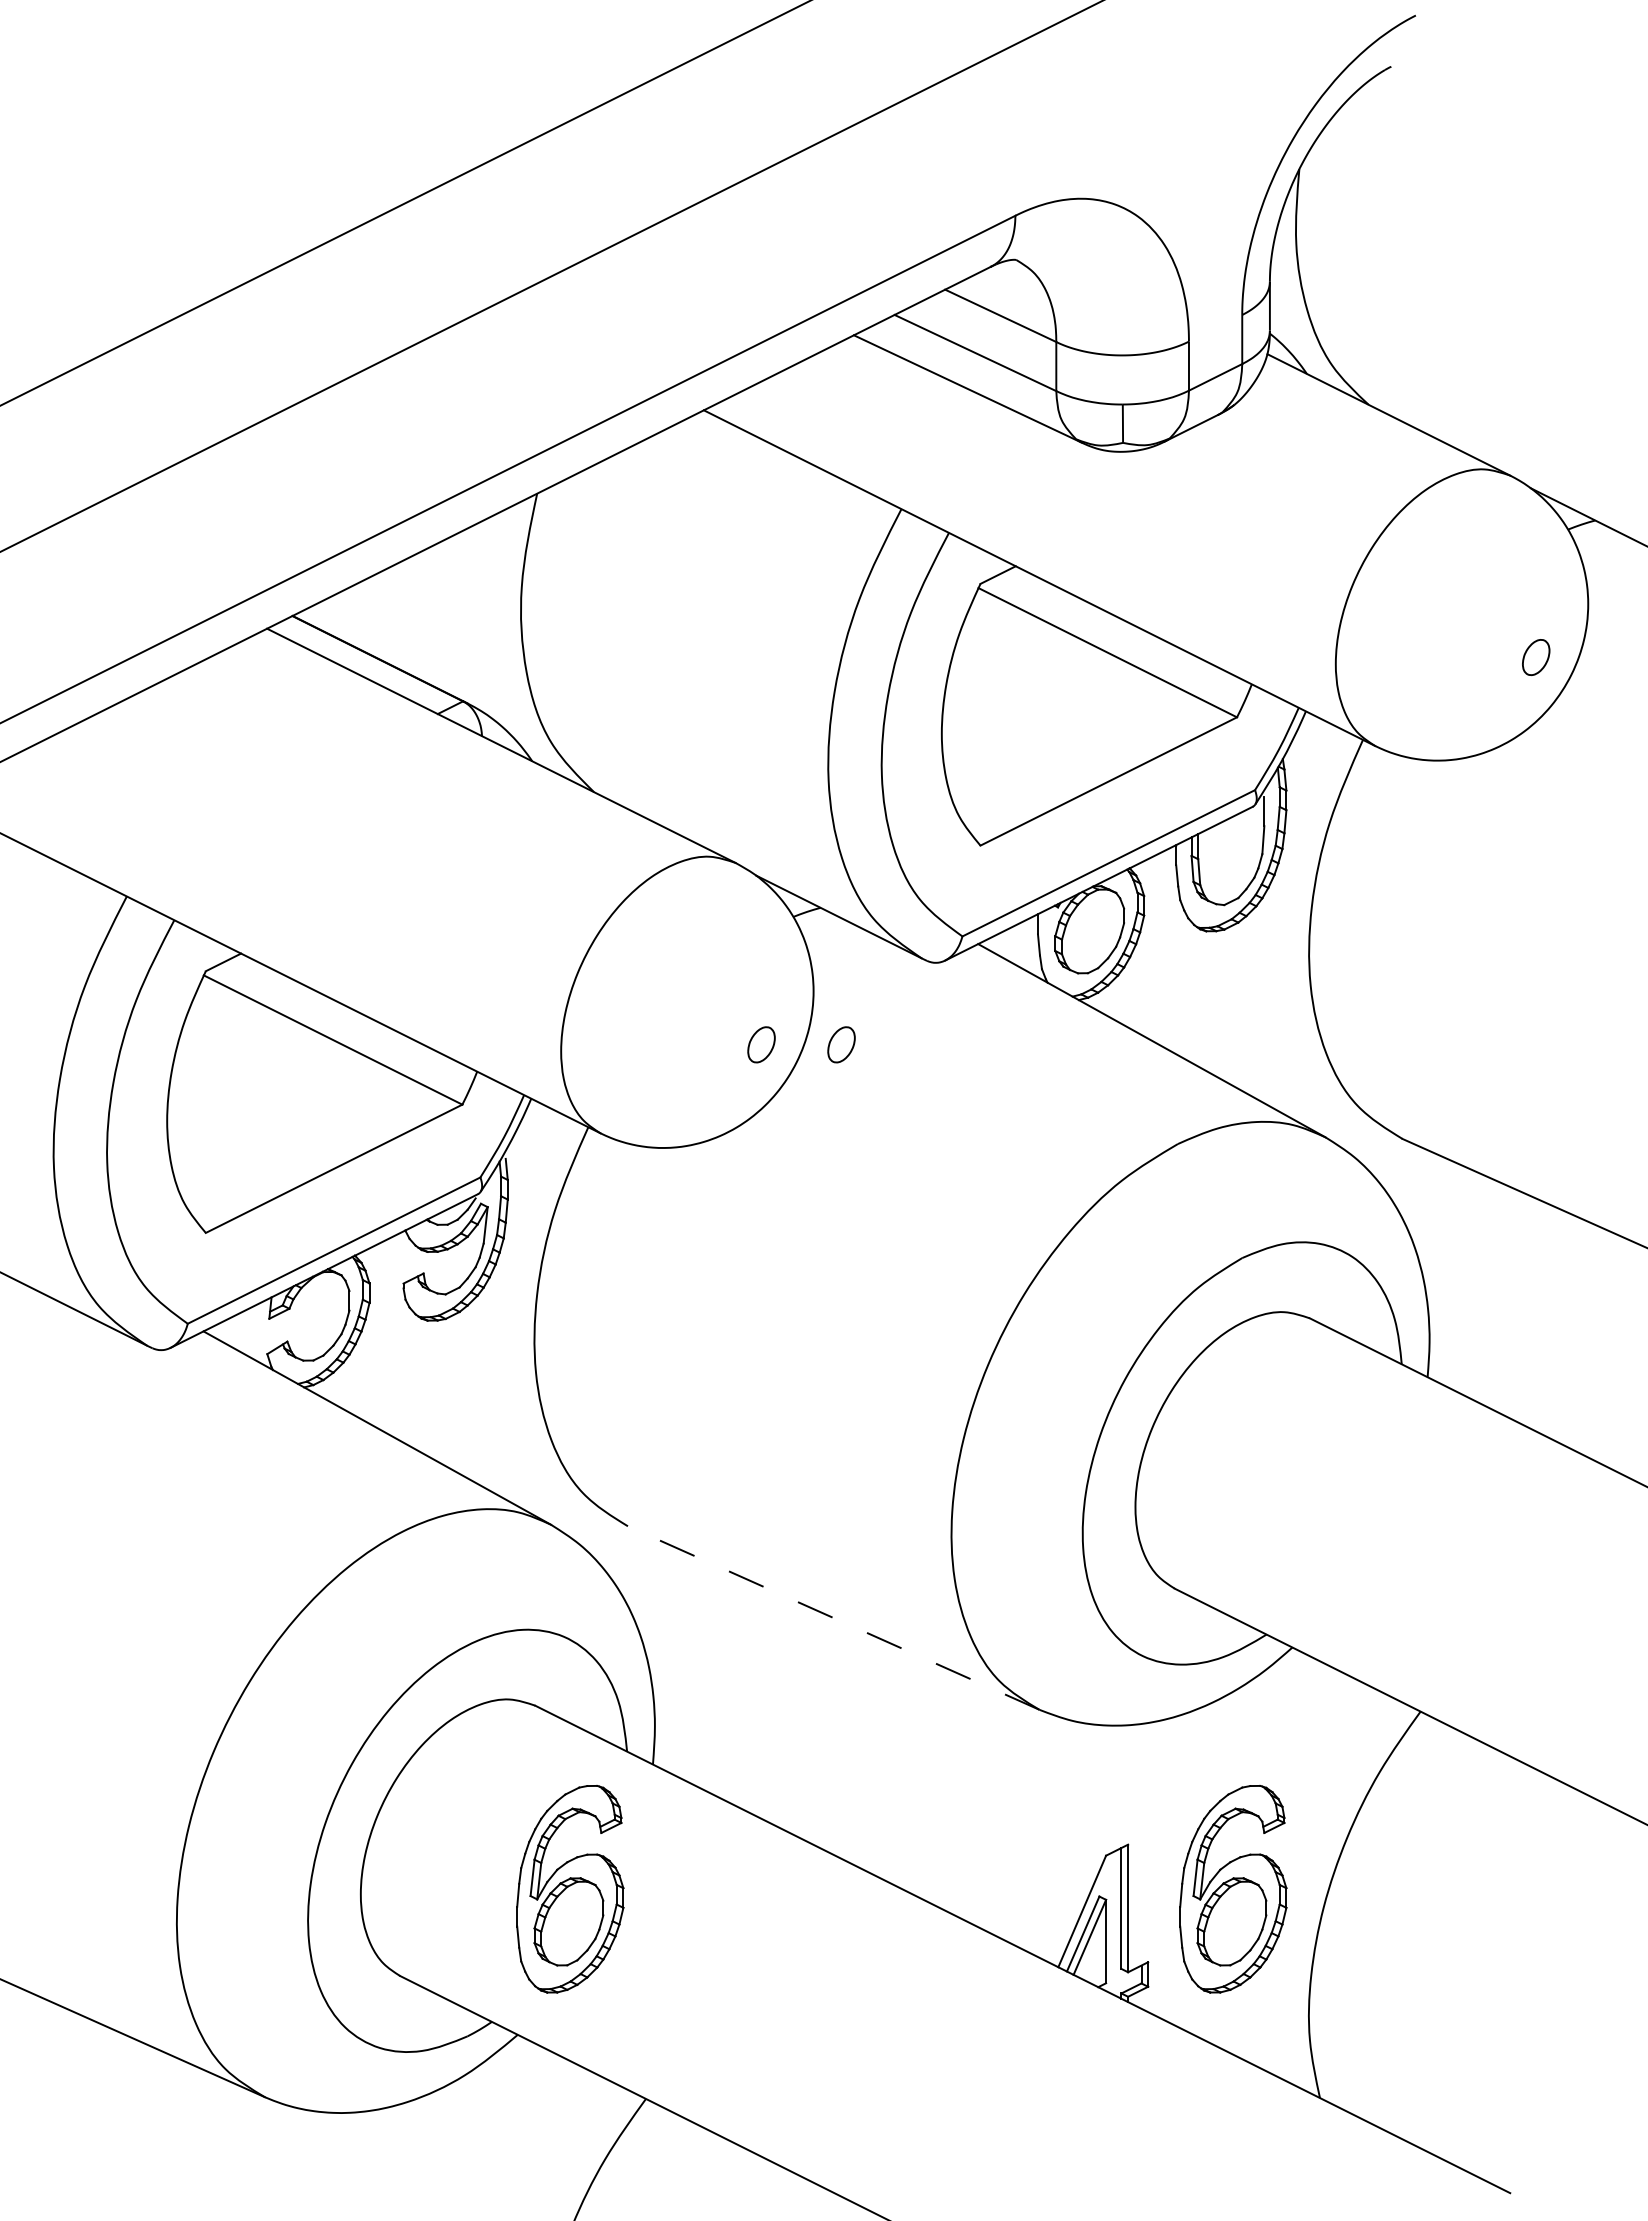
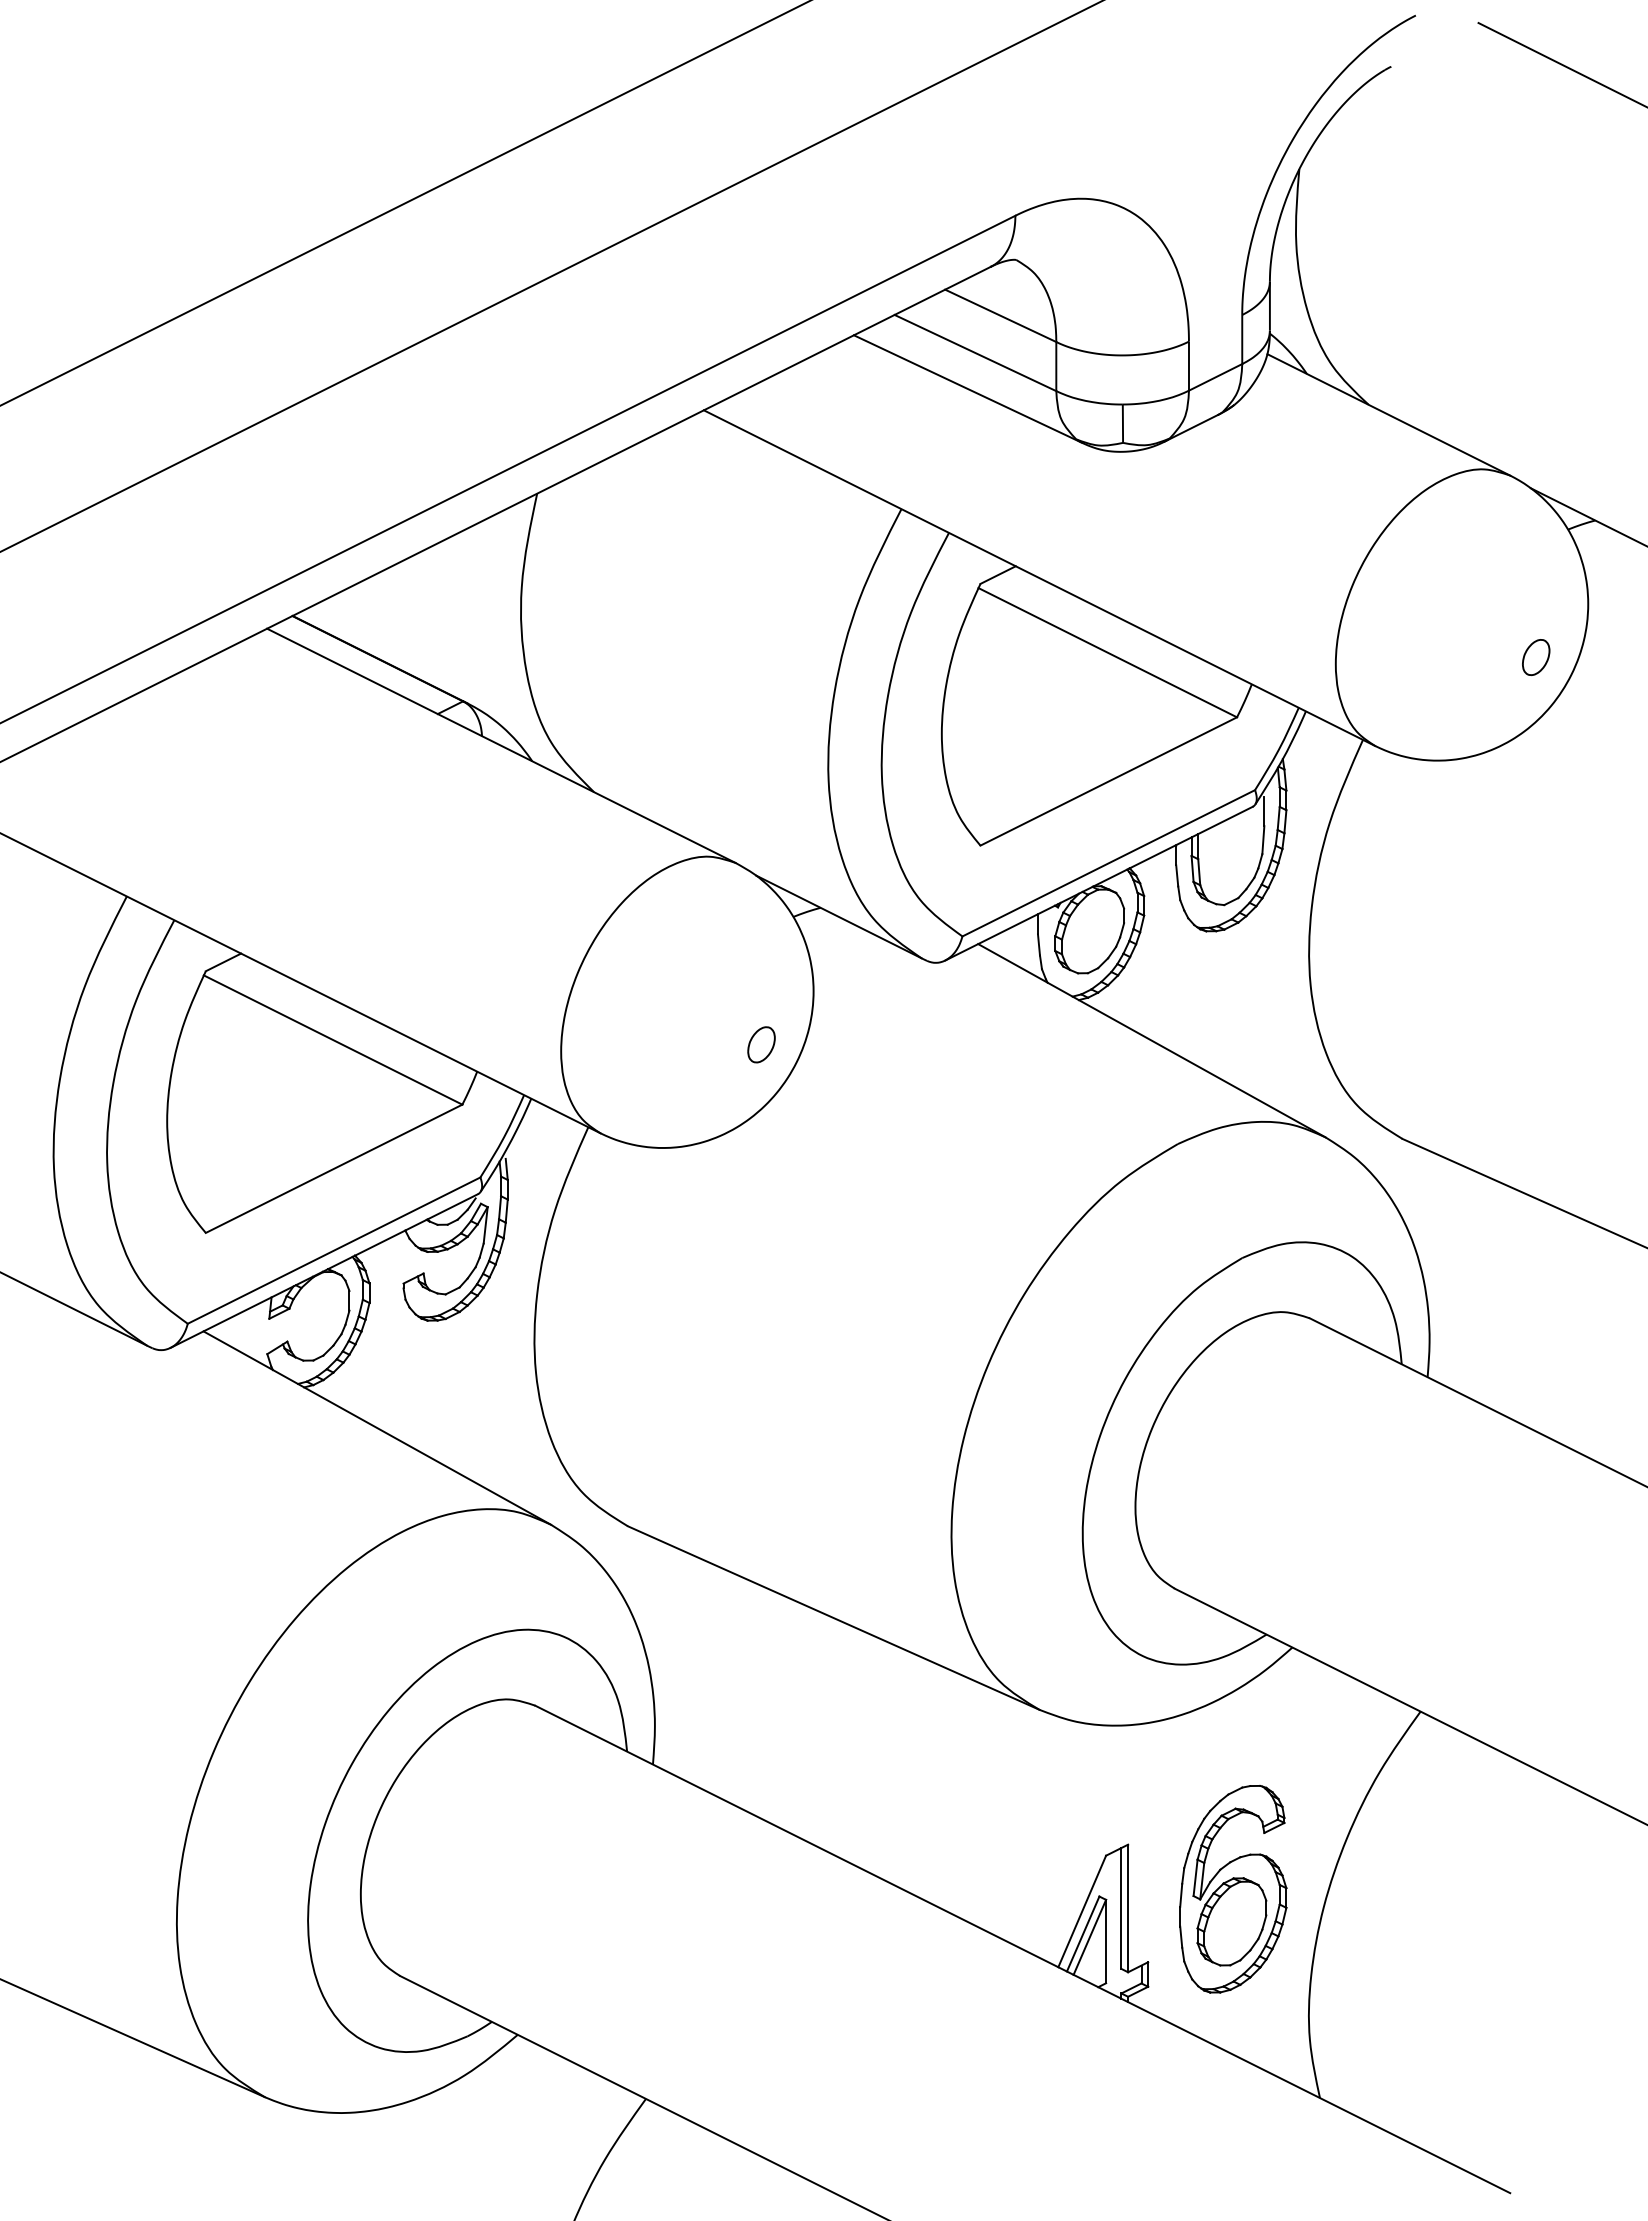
line: none -> present (1561, 64)
part: present -> none (841, 1044)
line: dashed -> solid (833, 1617)
part: present -> none (570, 1889)
